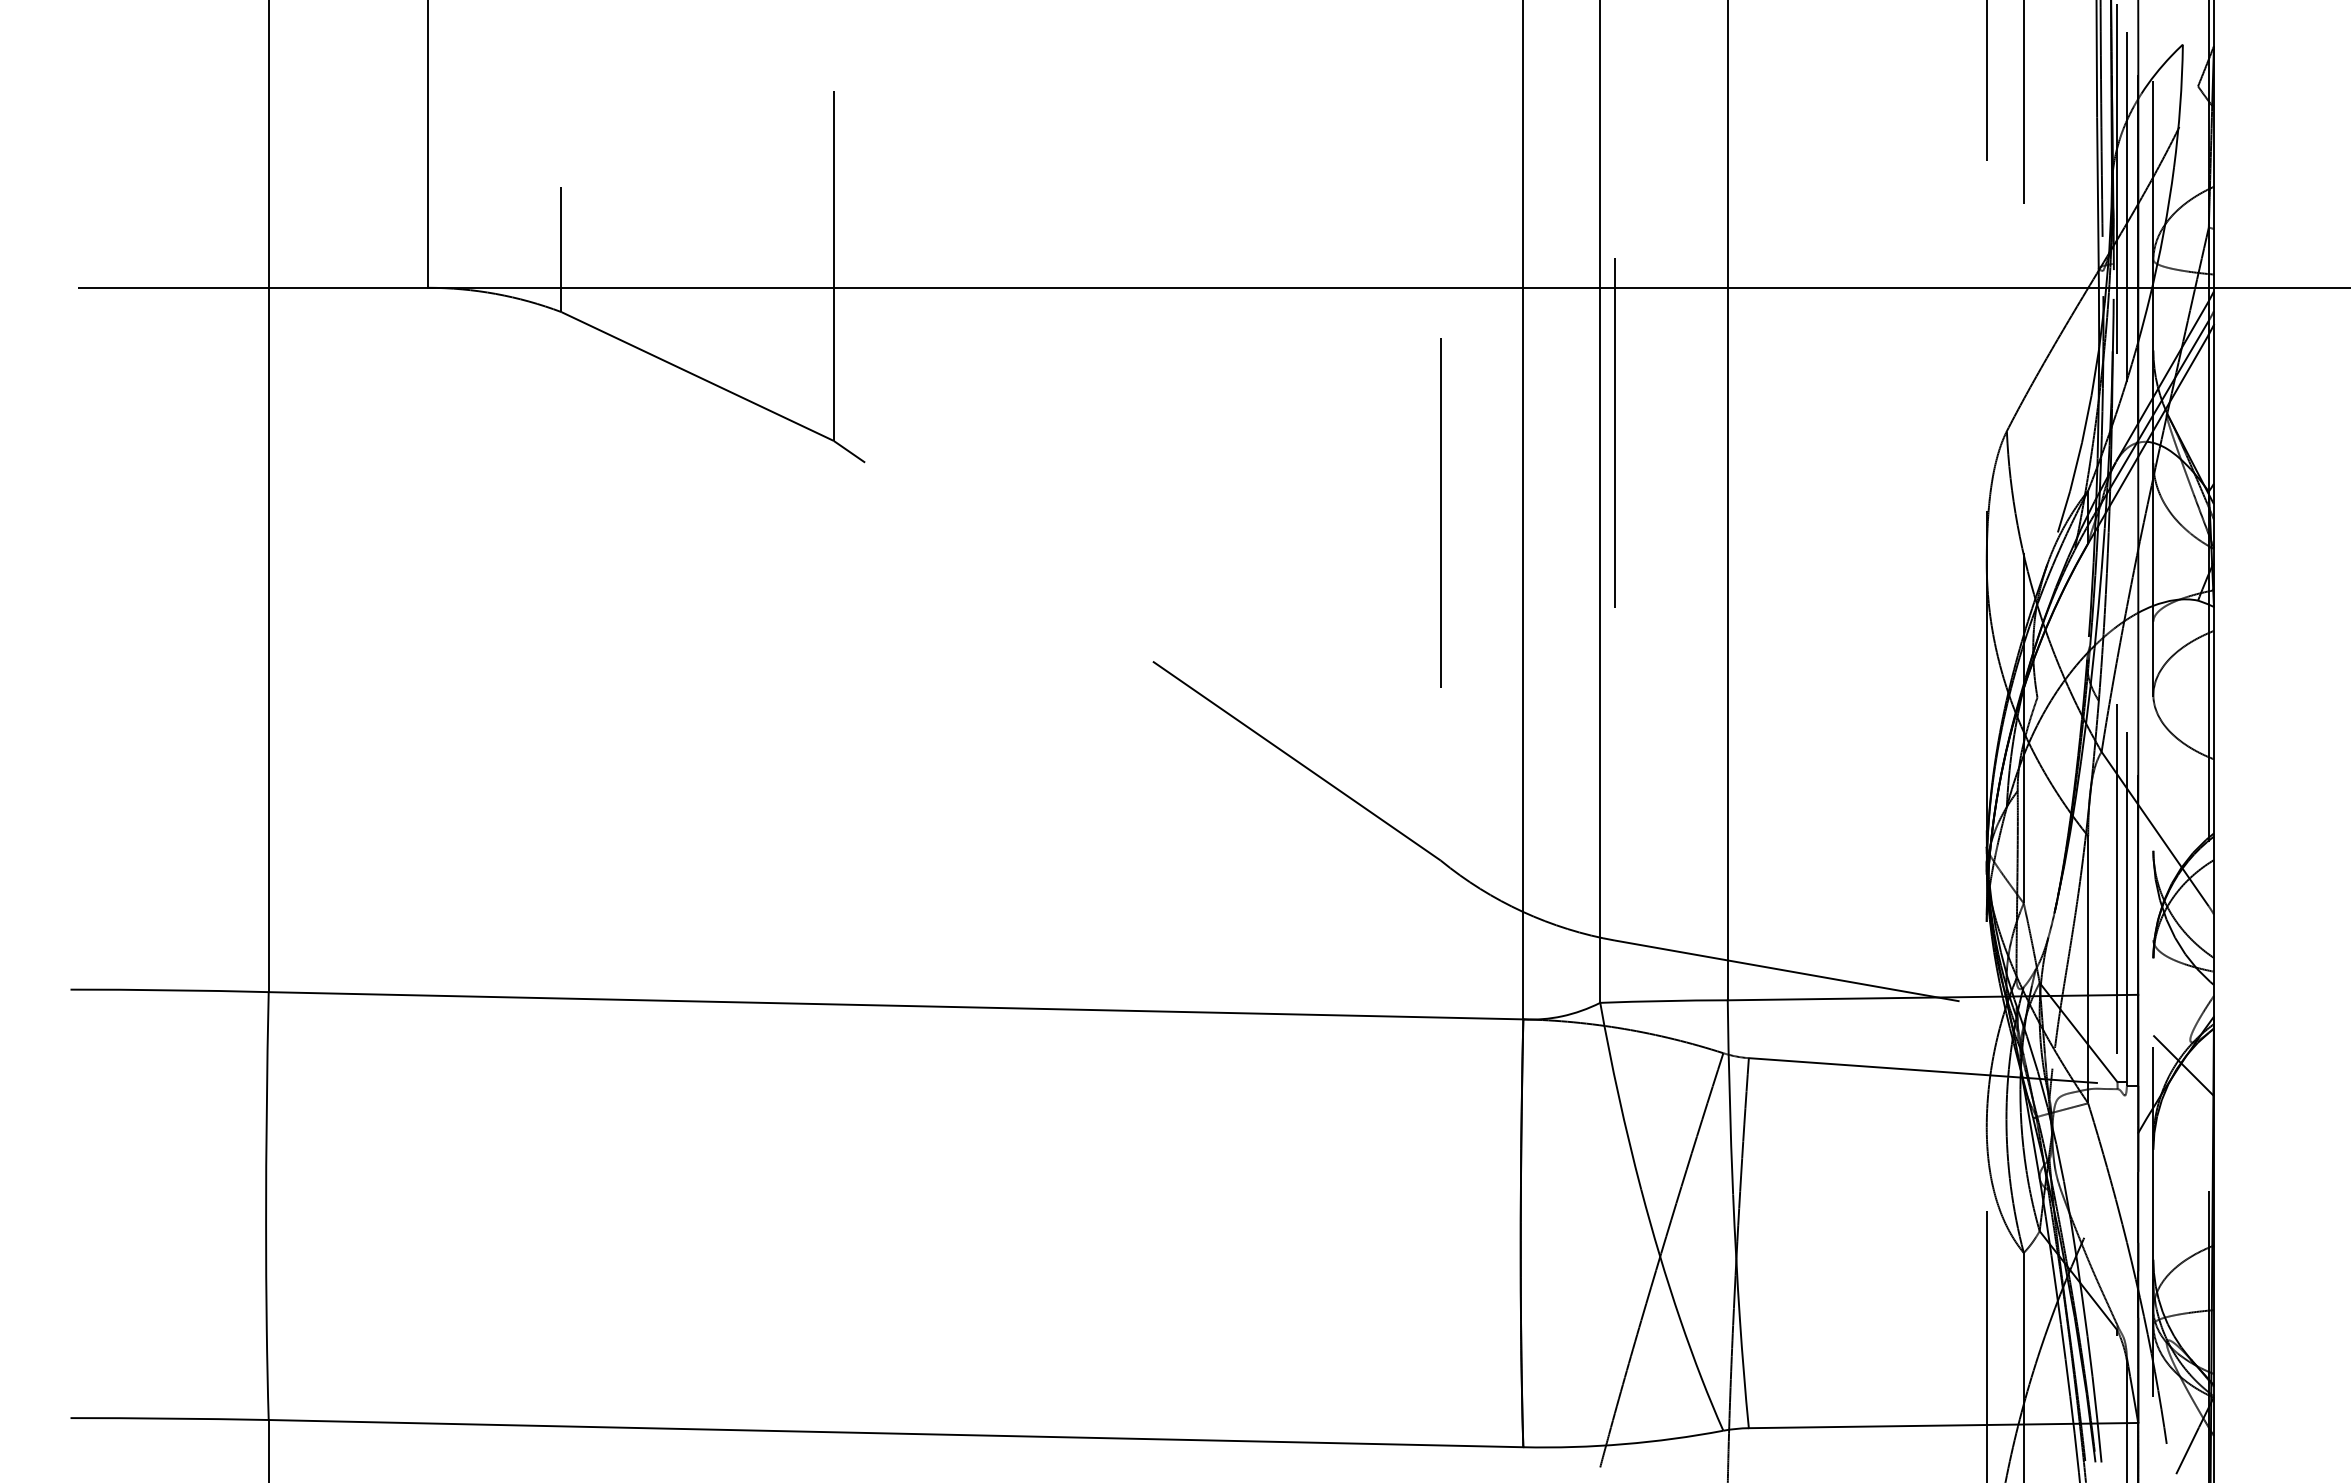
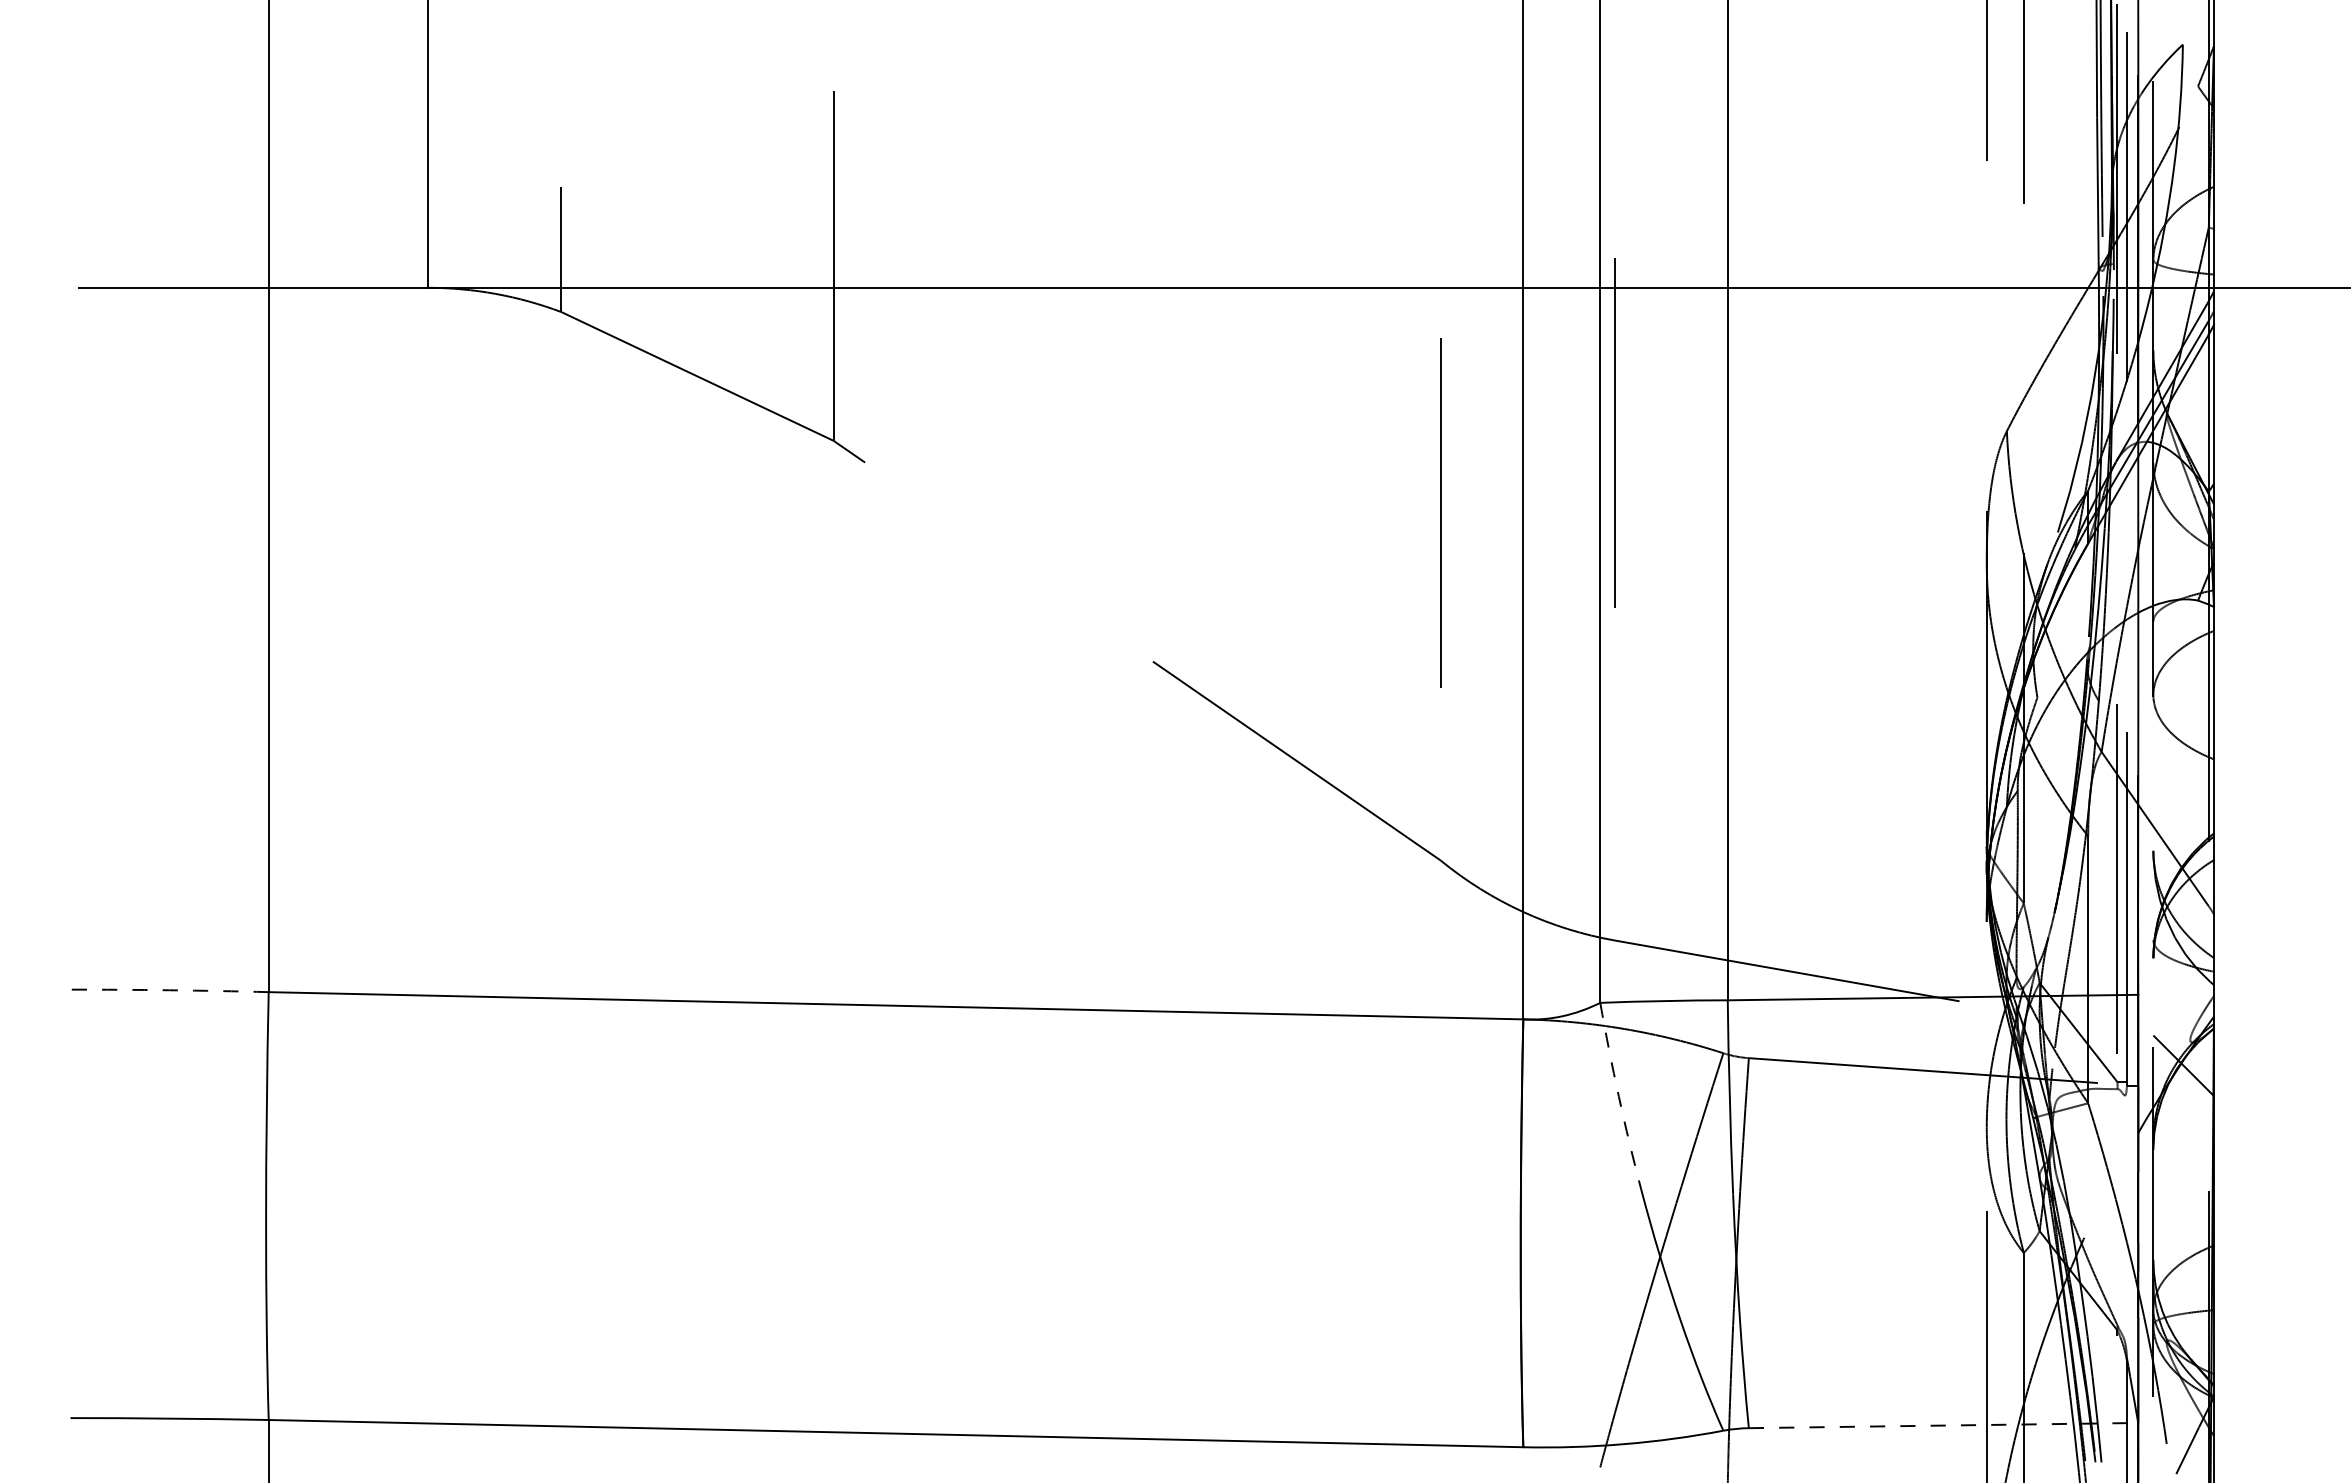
arc: solid -> dashed (169, 990)
arc: solid -> dashed (1618, 1096)
line: solid -> dashed (1943, 1425)
